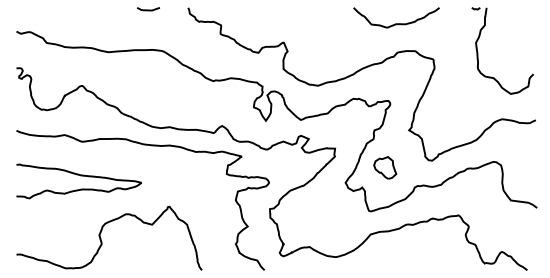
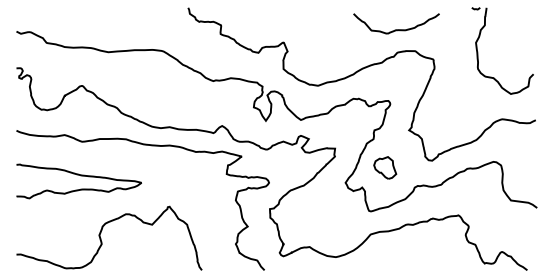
curve: present -> none (148, 9)
curve position: (396, 23) -> (396, 29) (396, 29)
